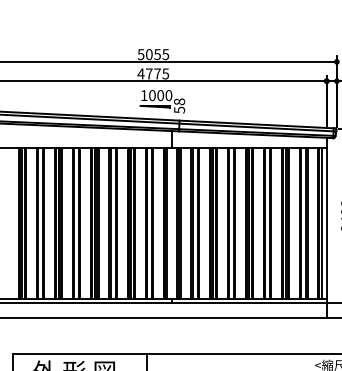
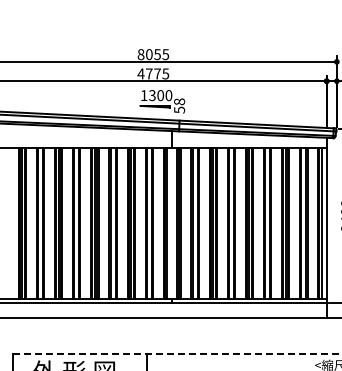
text: 5055 -> 8055 (140, 54)
text: 1000 -> 1300 (152, 95)
line: solid -> dashed (177, 354)
